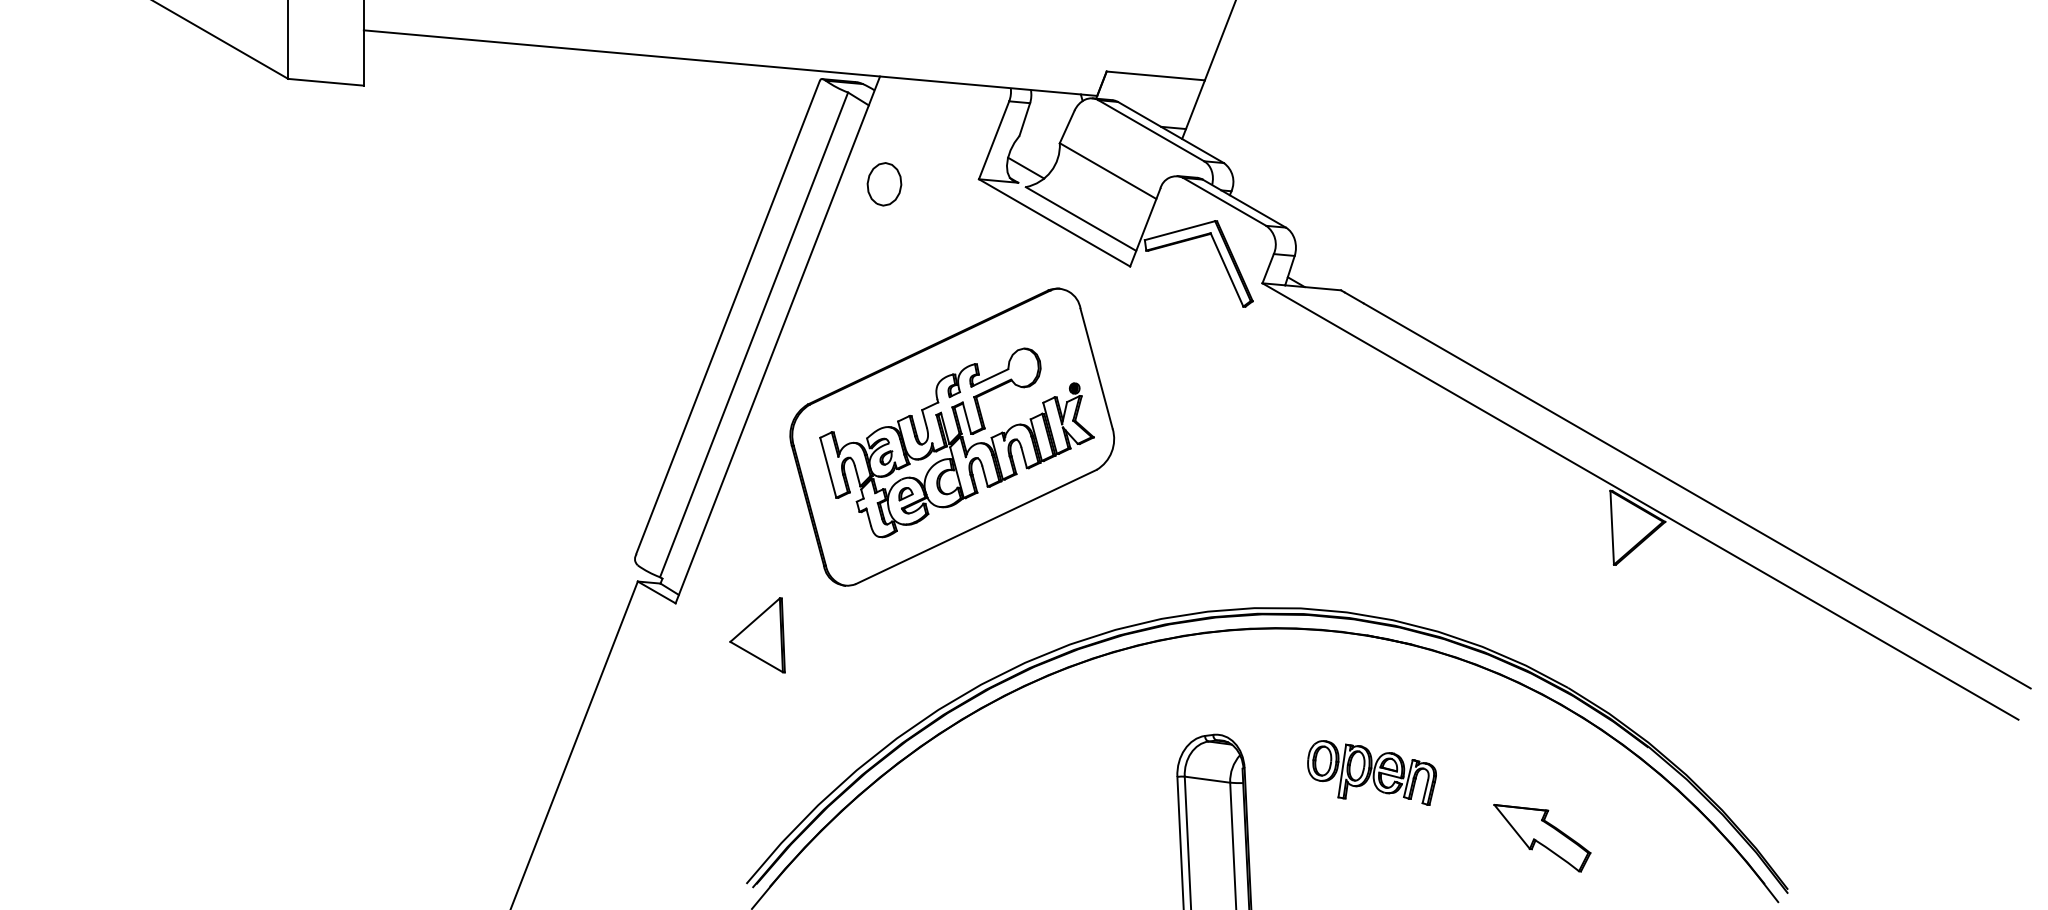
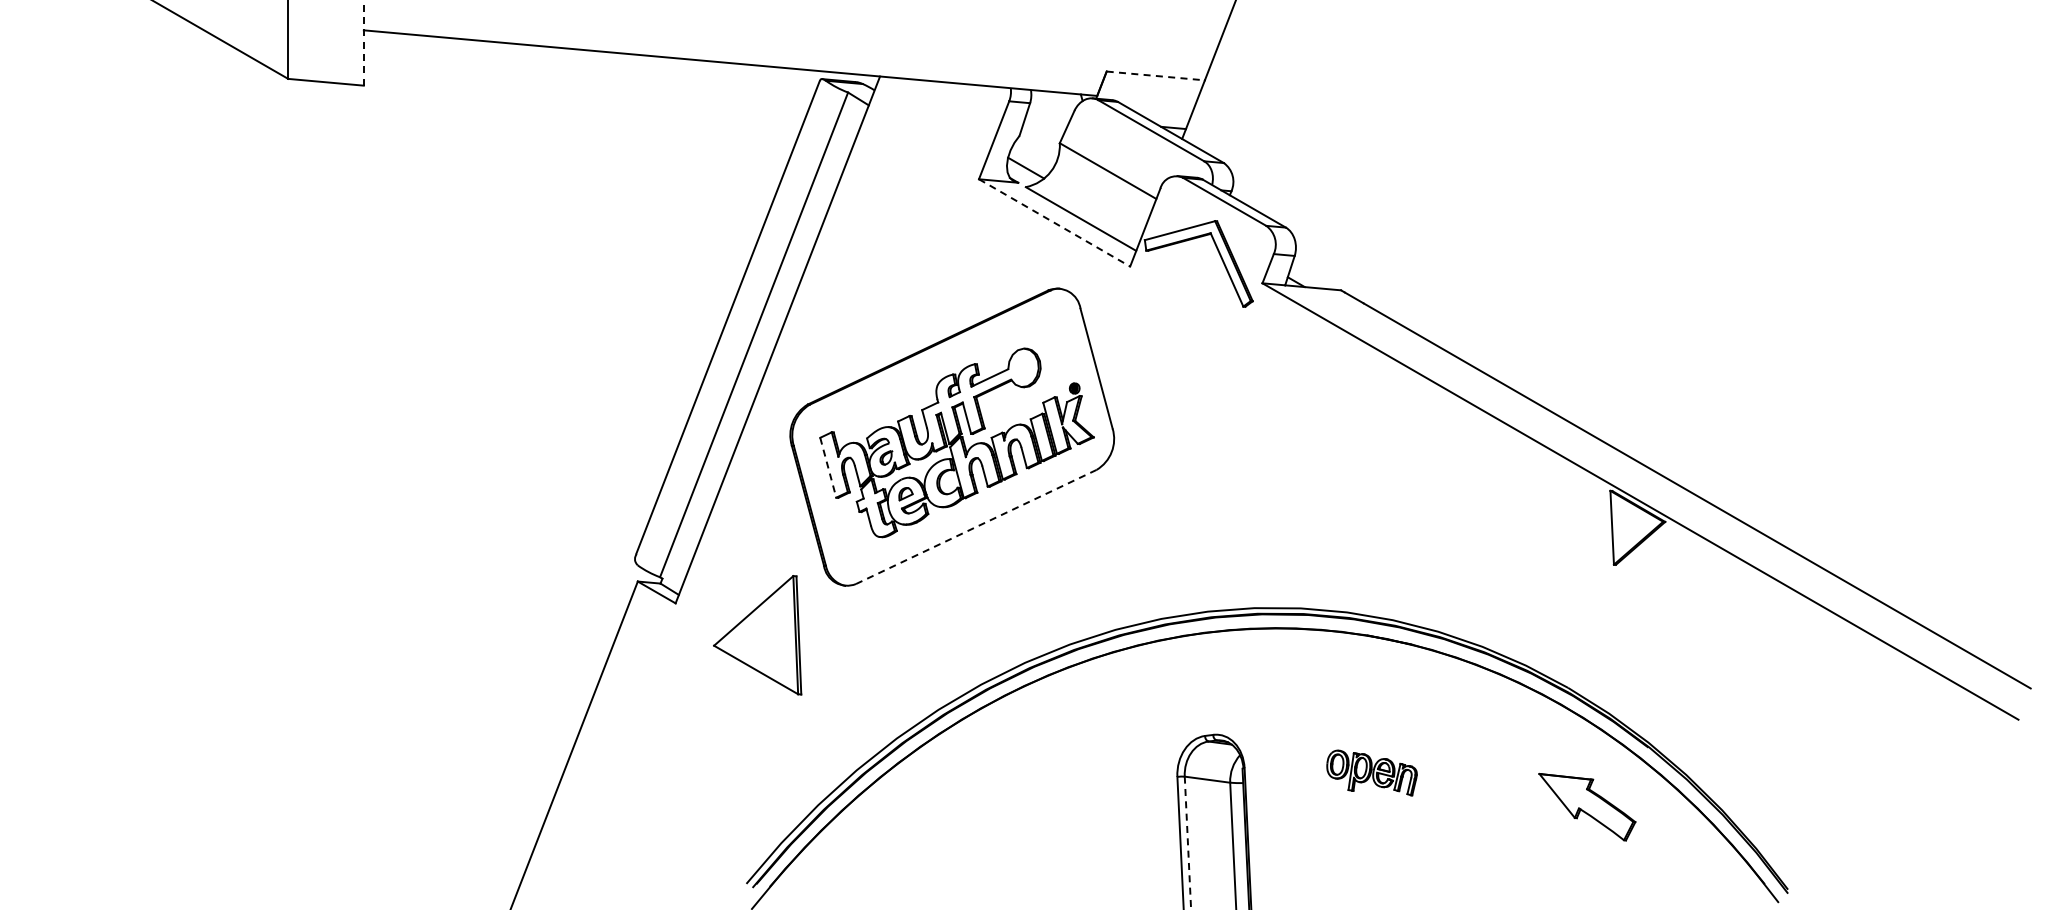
line: solid -> dashed (363, 42)
line: solid -> dashed (1156, 76)
part: present -> none (884, 184)
line: solid -> dashed (1055, 223)
line: solid -> dashed (828, 467)
line: solid -> dashed (976, 526)
part size: 57x77 px -> 90x121 px (757, 635)
part size: 130x66 px -> 92x48 px (1371, 772)
part position: (1542, 838) -> (1587, 807) (1587, 807)
line: solid -> dashed (1187, 843)
